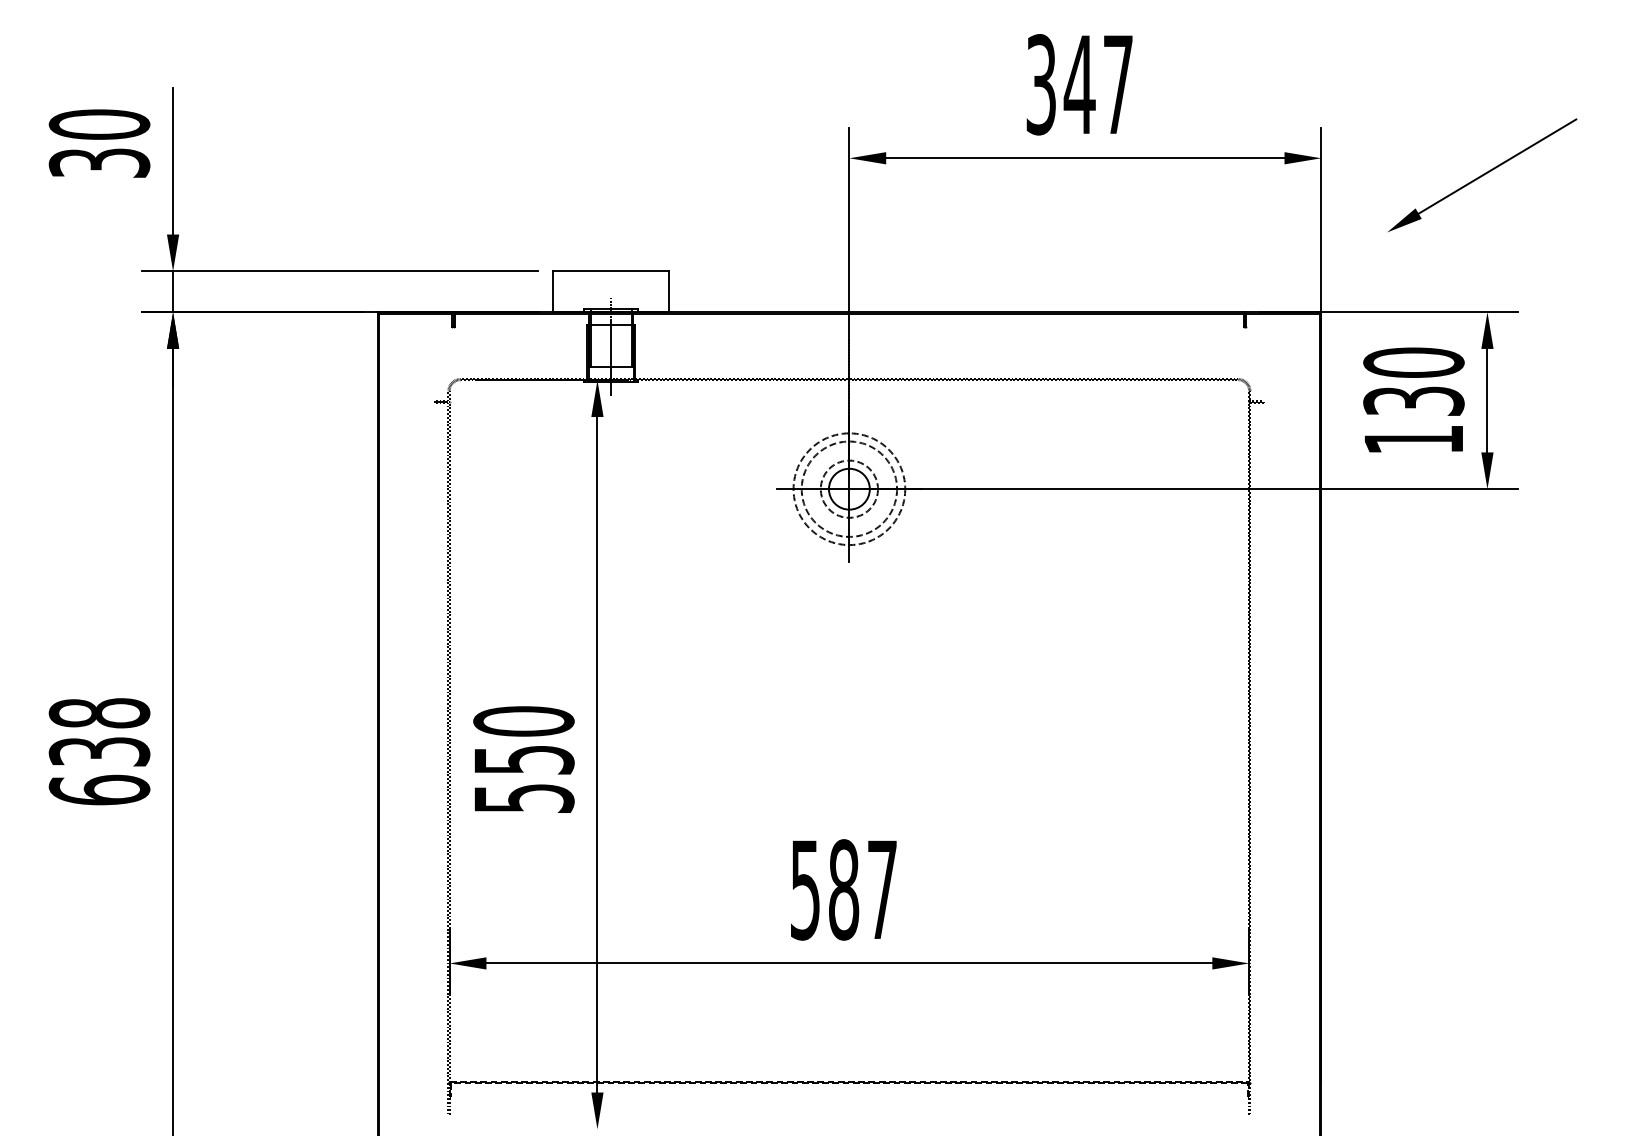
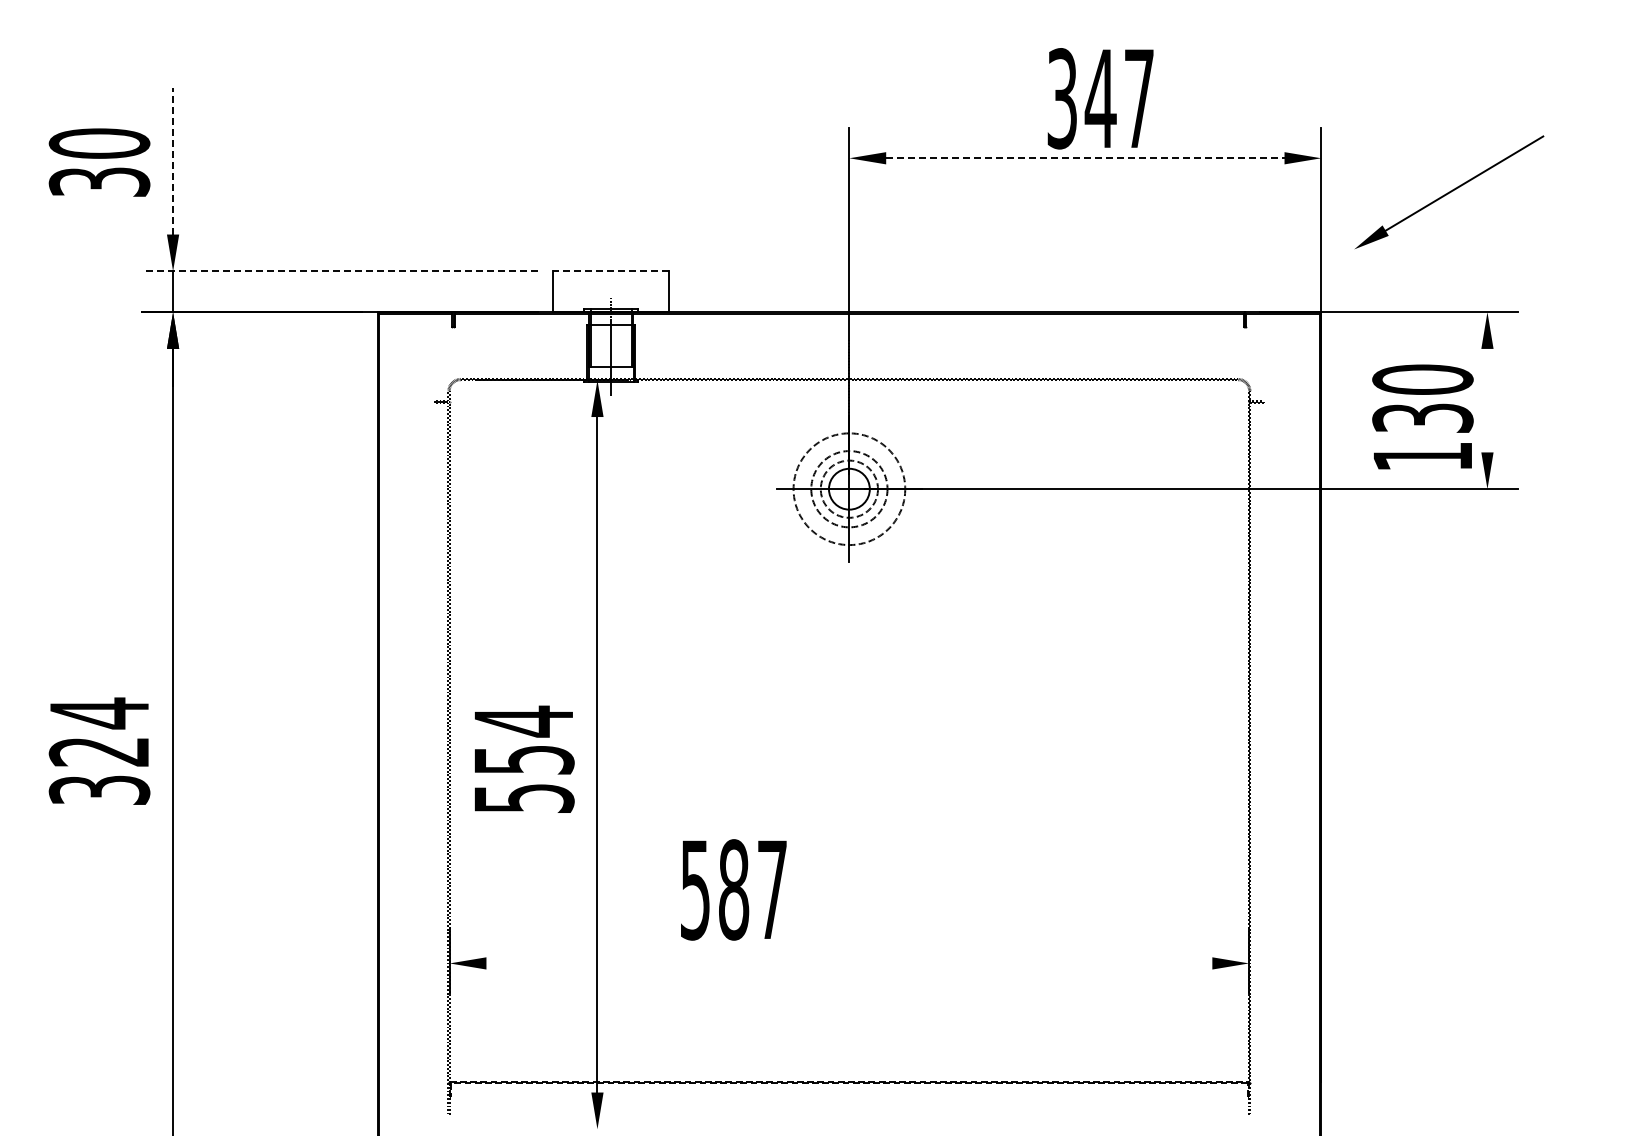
text position: (1079, 84) -> (1100, 98) (1100, 98)
text position: (99, 143) -> (99, 162) (99, 162)
line: solid -> dashed (1085, 158)
line: solid -> dashed (173, 160)
part position: (1482, 175) -> (1449, 192) (1449, 192)
line: solid -> dashed (340, 271)
line: solid -> dashed (611, 271)
text position: (1413, 399) -> (1422, 416) (1422, 416)
line: present -> none (1487, 400)
circle diameter: 95 px -> 76 px (849, 489)
text: 550 -> 554 (523, 721)
text: 638 -> 324 (99, 751)
text position: (843, 889) -> (733, 889) (733, 889)
line: present -> none (849, 963)
